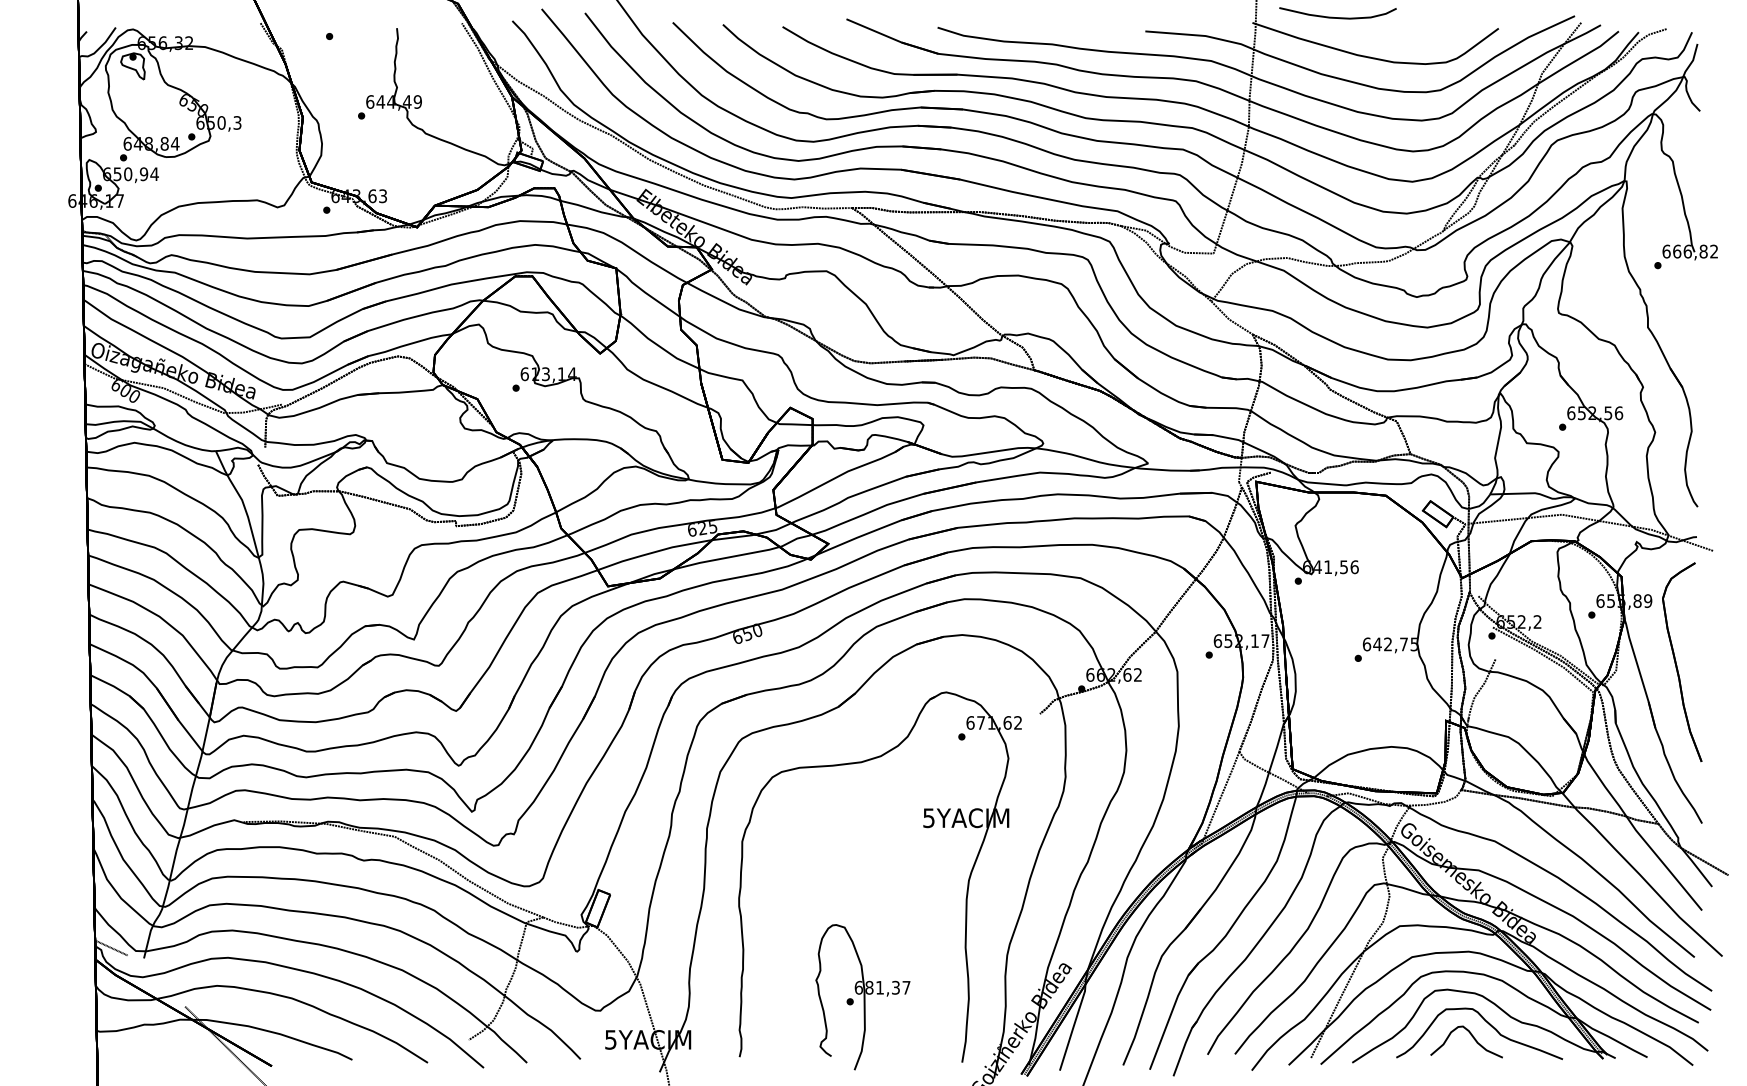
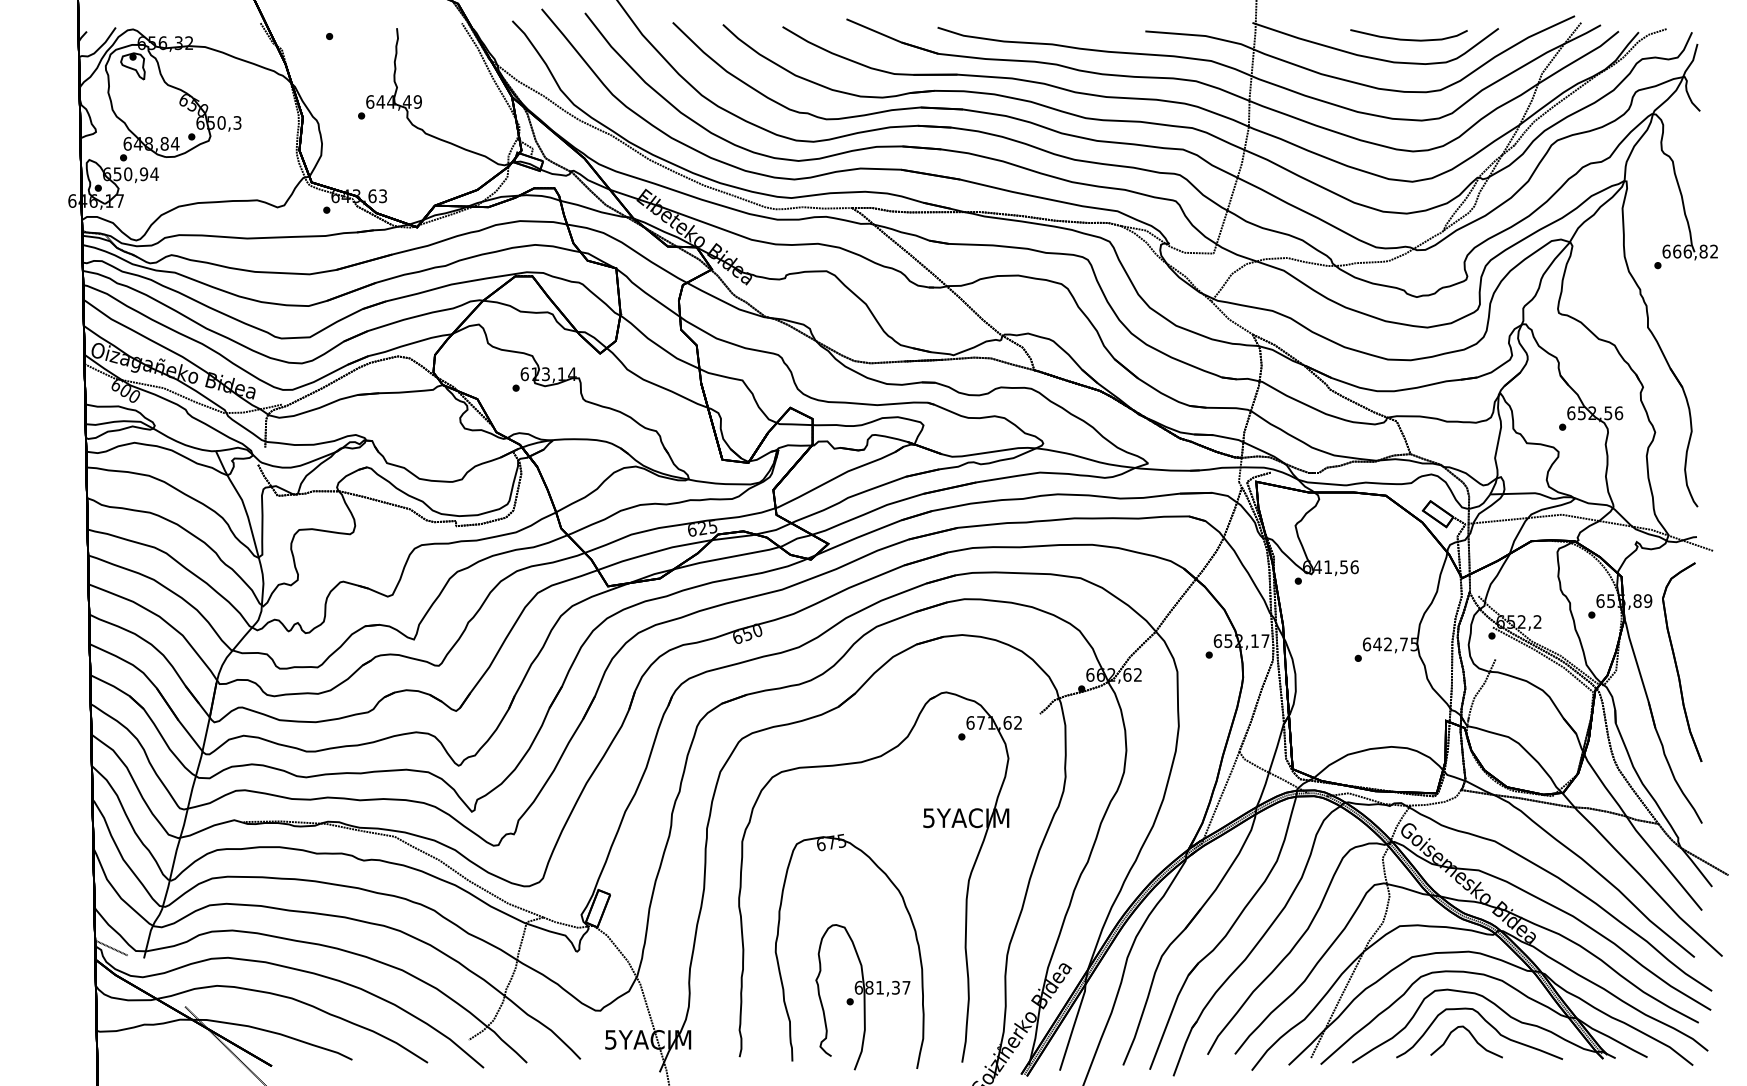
part position: (1337, 13) -> (1408, 35) (1408, 35)
part: none -> present (915, 938)
